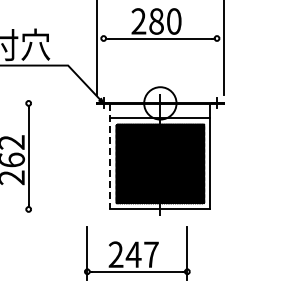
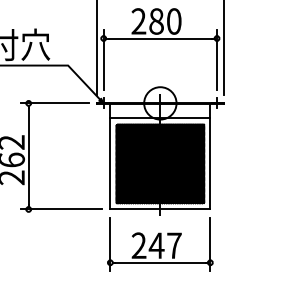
line: none -> present (103, 60)
line: none -> present (217, 60)
line: none -> present (54, 103)
line: dashed -> solid (110, 157)
line: none -> present (61, 209)
part position: (137, 253) -> (160, 244) (160, 244)
